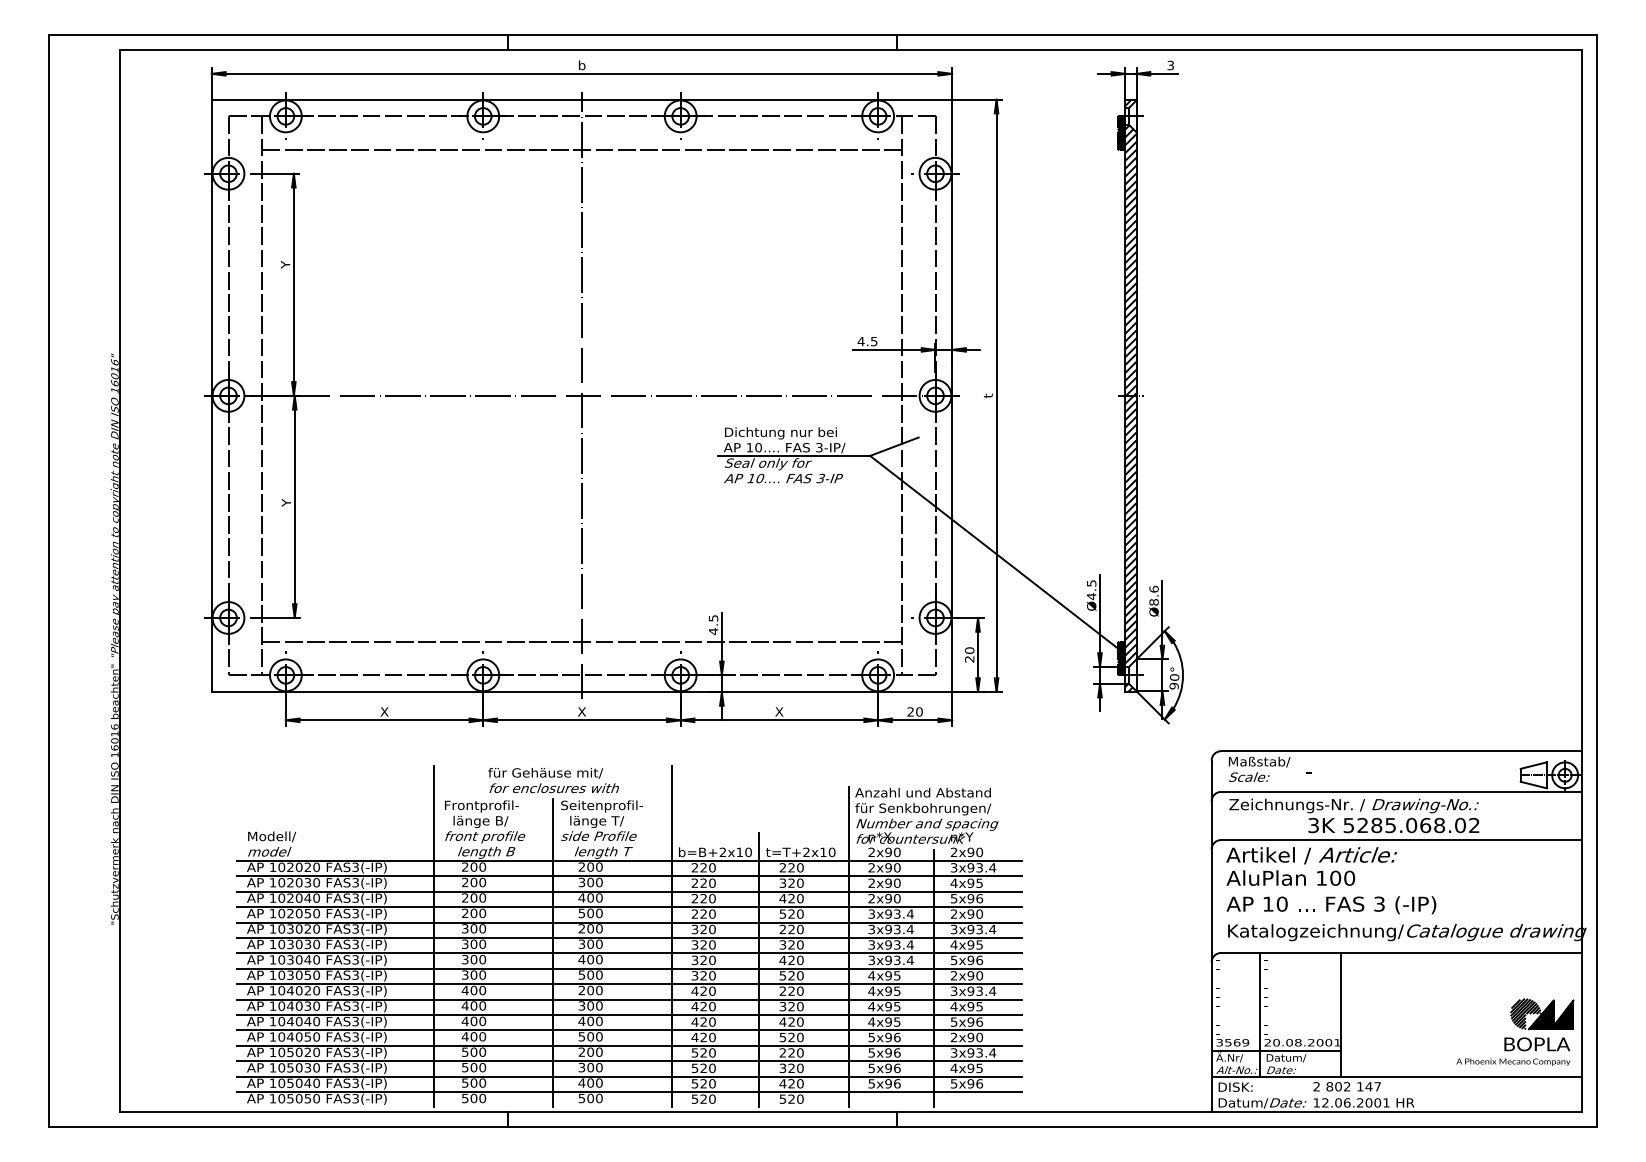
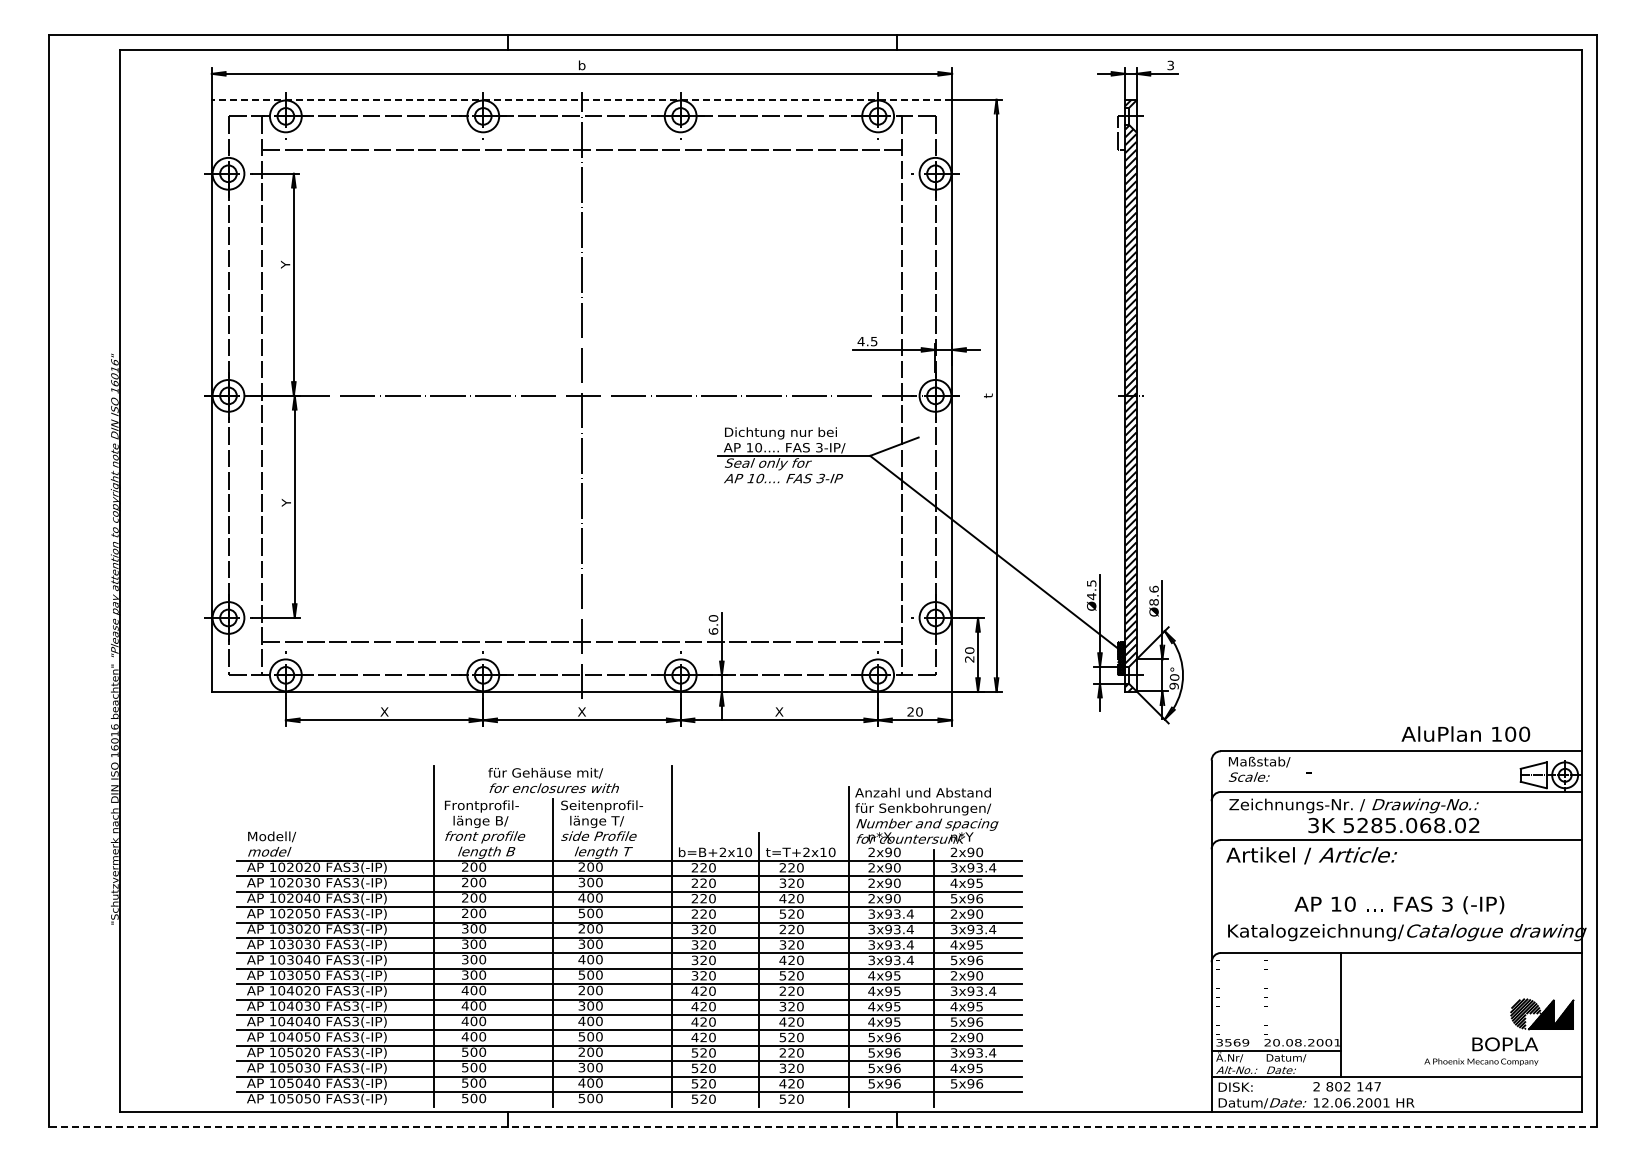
line: solid -> dashed (581, 99)
hatch: present -> none (1121, 132)
text: 4.5 -> 6.0 (713, 625)
text position: (1290, 877) -> (1465, 733) (1465, 733)
text position: (1331, 905) -> (1399, 905) (1399, 905)
line: present -> none (1259, 1015)
text position: (1513, 1051) -> (1481, 1051) (1481, 1051)
line: solid -> dashed (822, 1126)
